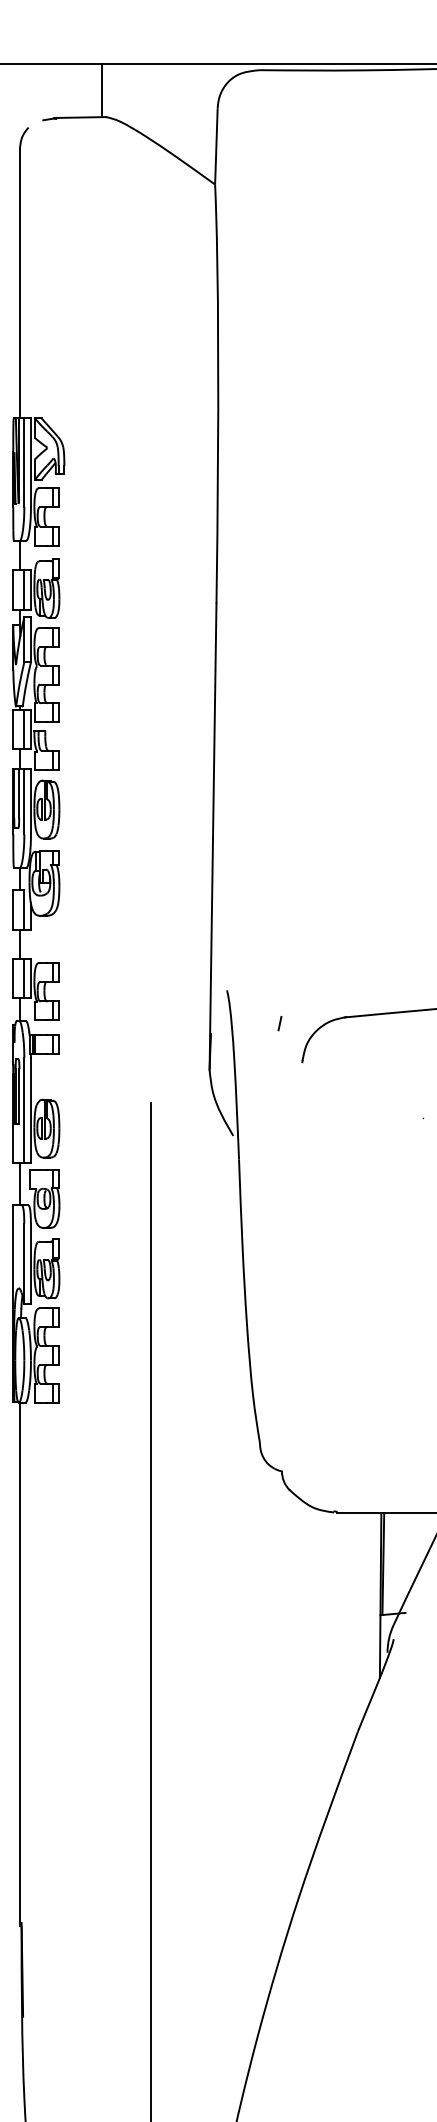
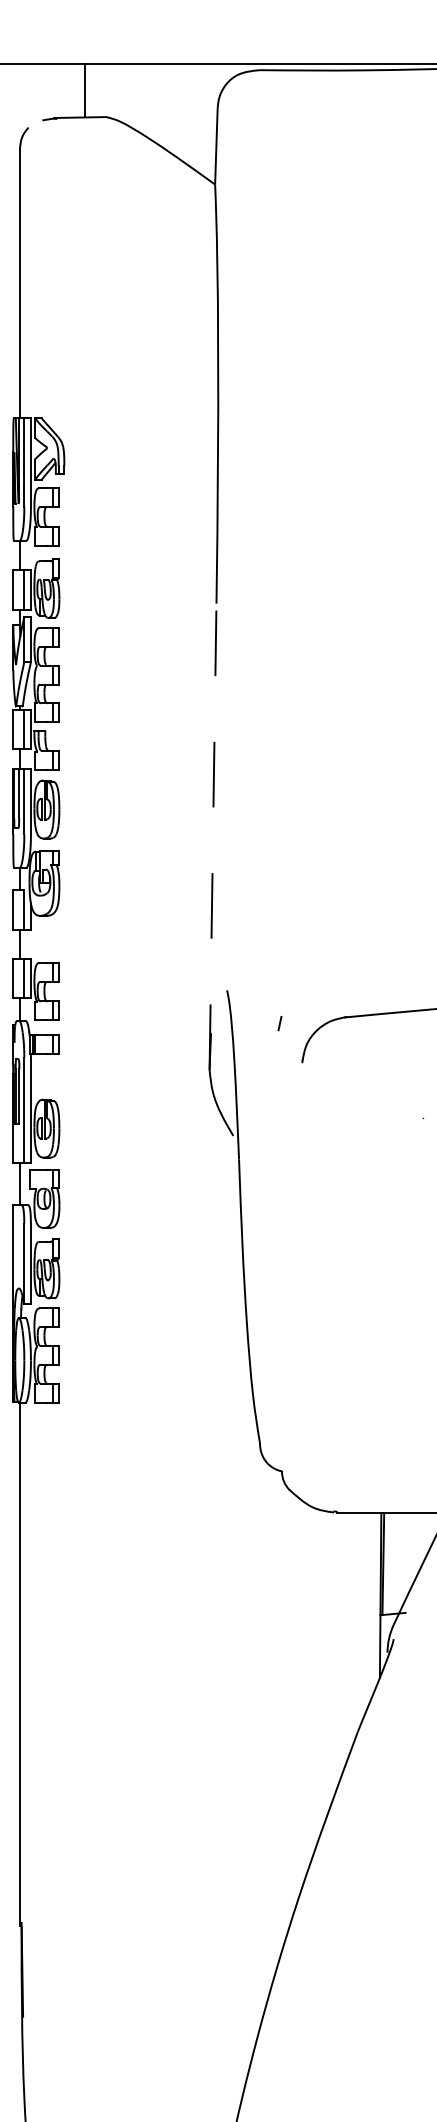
line position: (101, 90) -> (84, 90) (84, 90)
line: solid -> dashed (213, 836)
line: present -> none (151, 1610)
